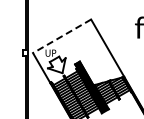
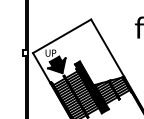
line: dashed -> solid (62, 36)
fill: none -> present (56, 64)
